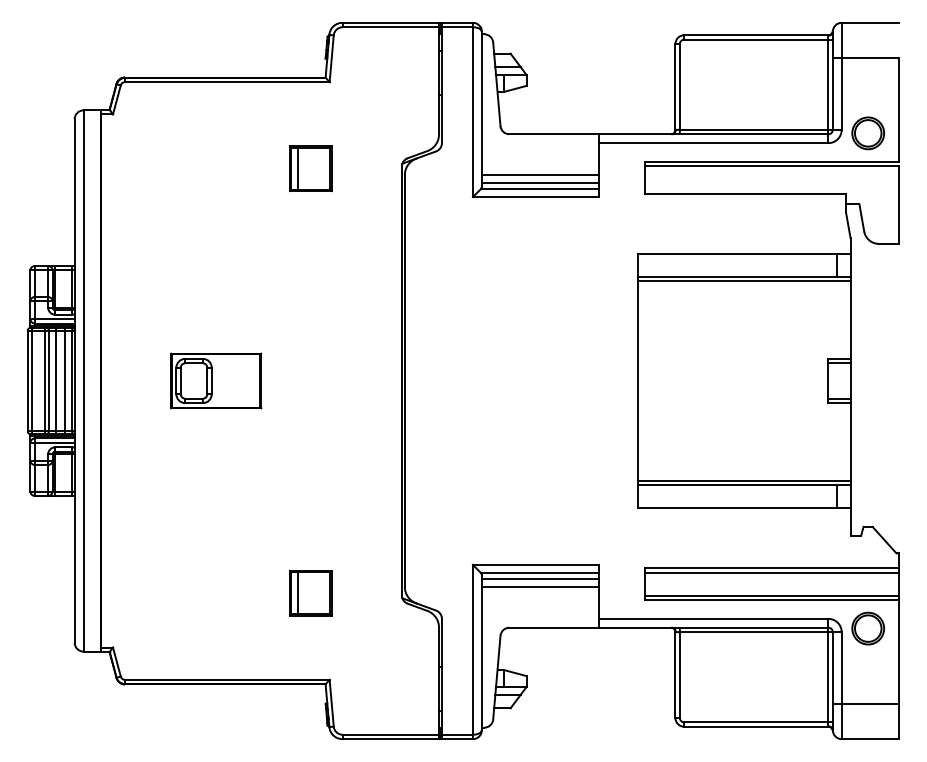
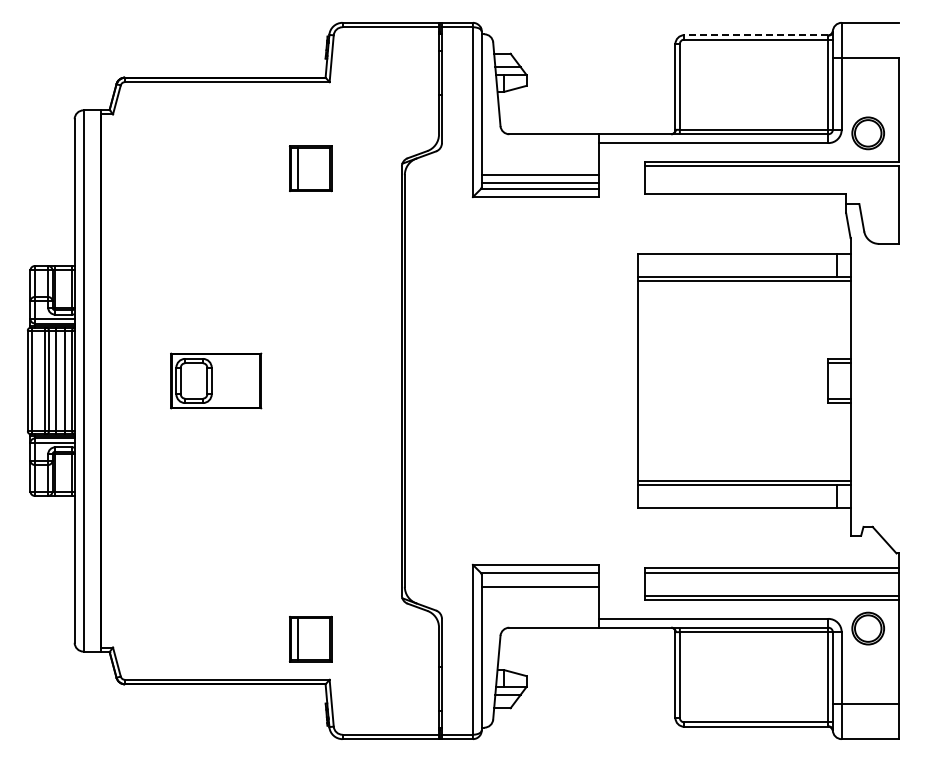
line: solid -> dashed (755, 35)
line: present -> none (539, 579)
part position: (310, 592) -> (310, 638) (310, 638)
